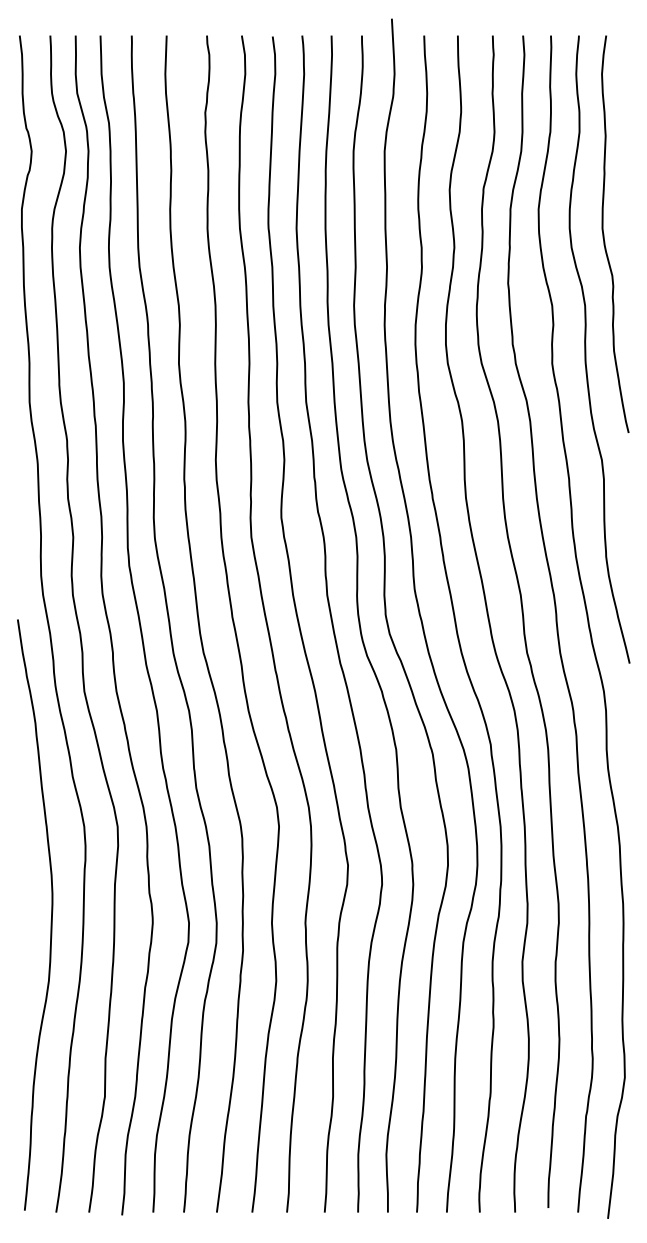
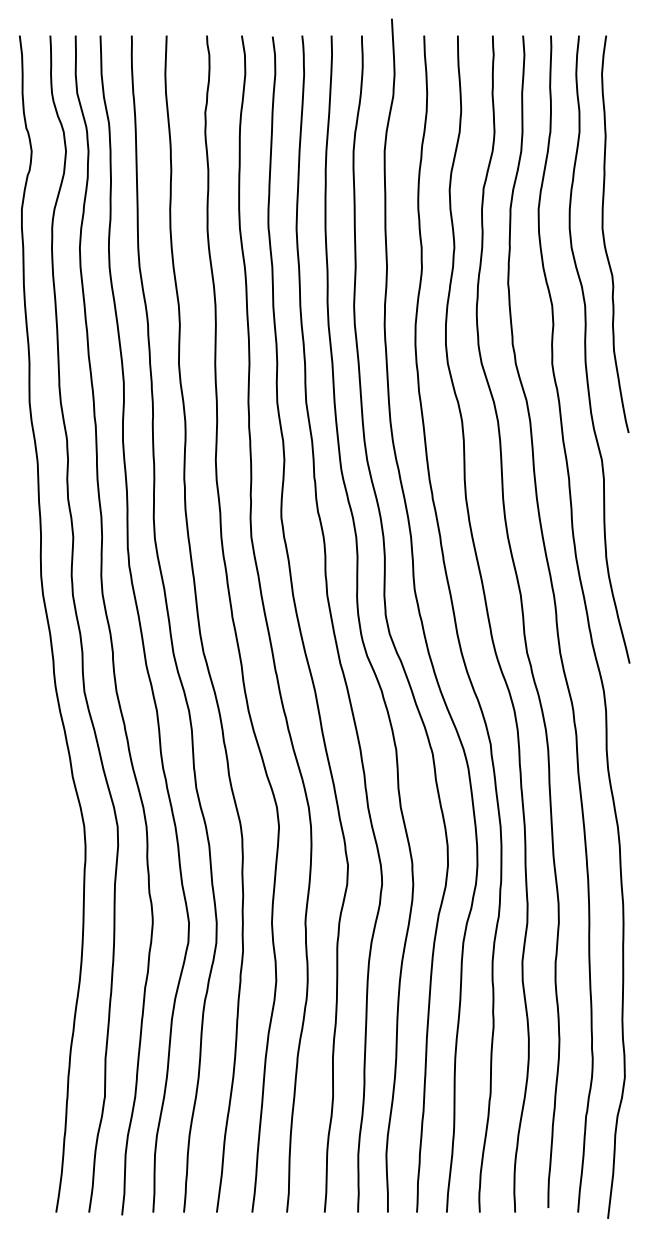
curve: present -> none (51, 914)
